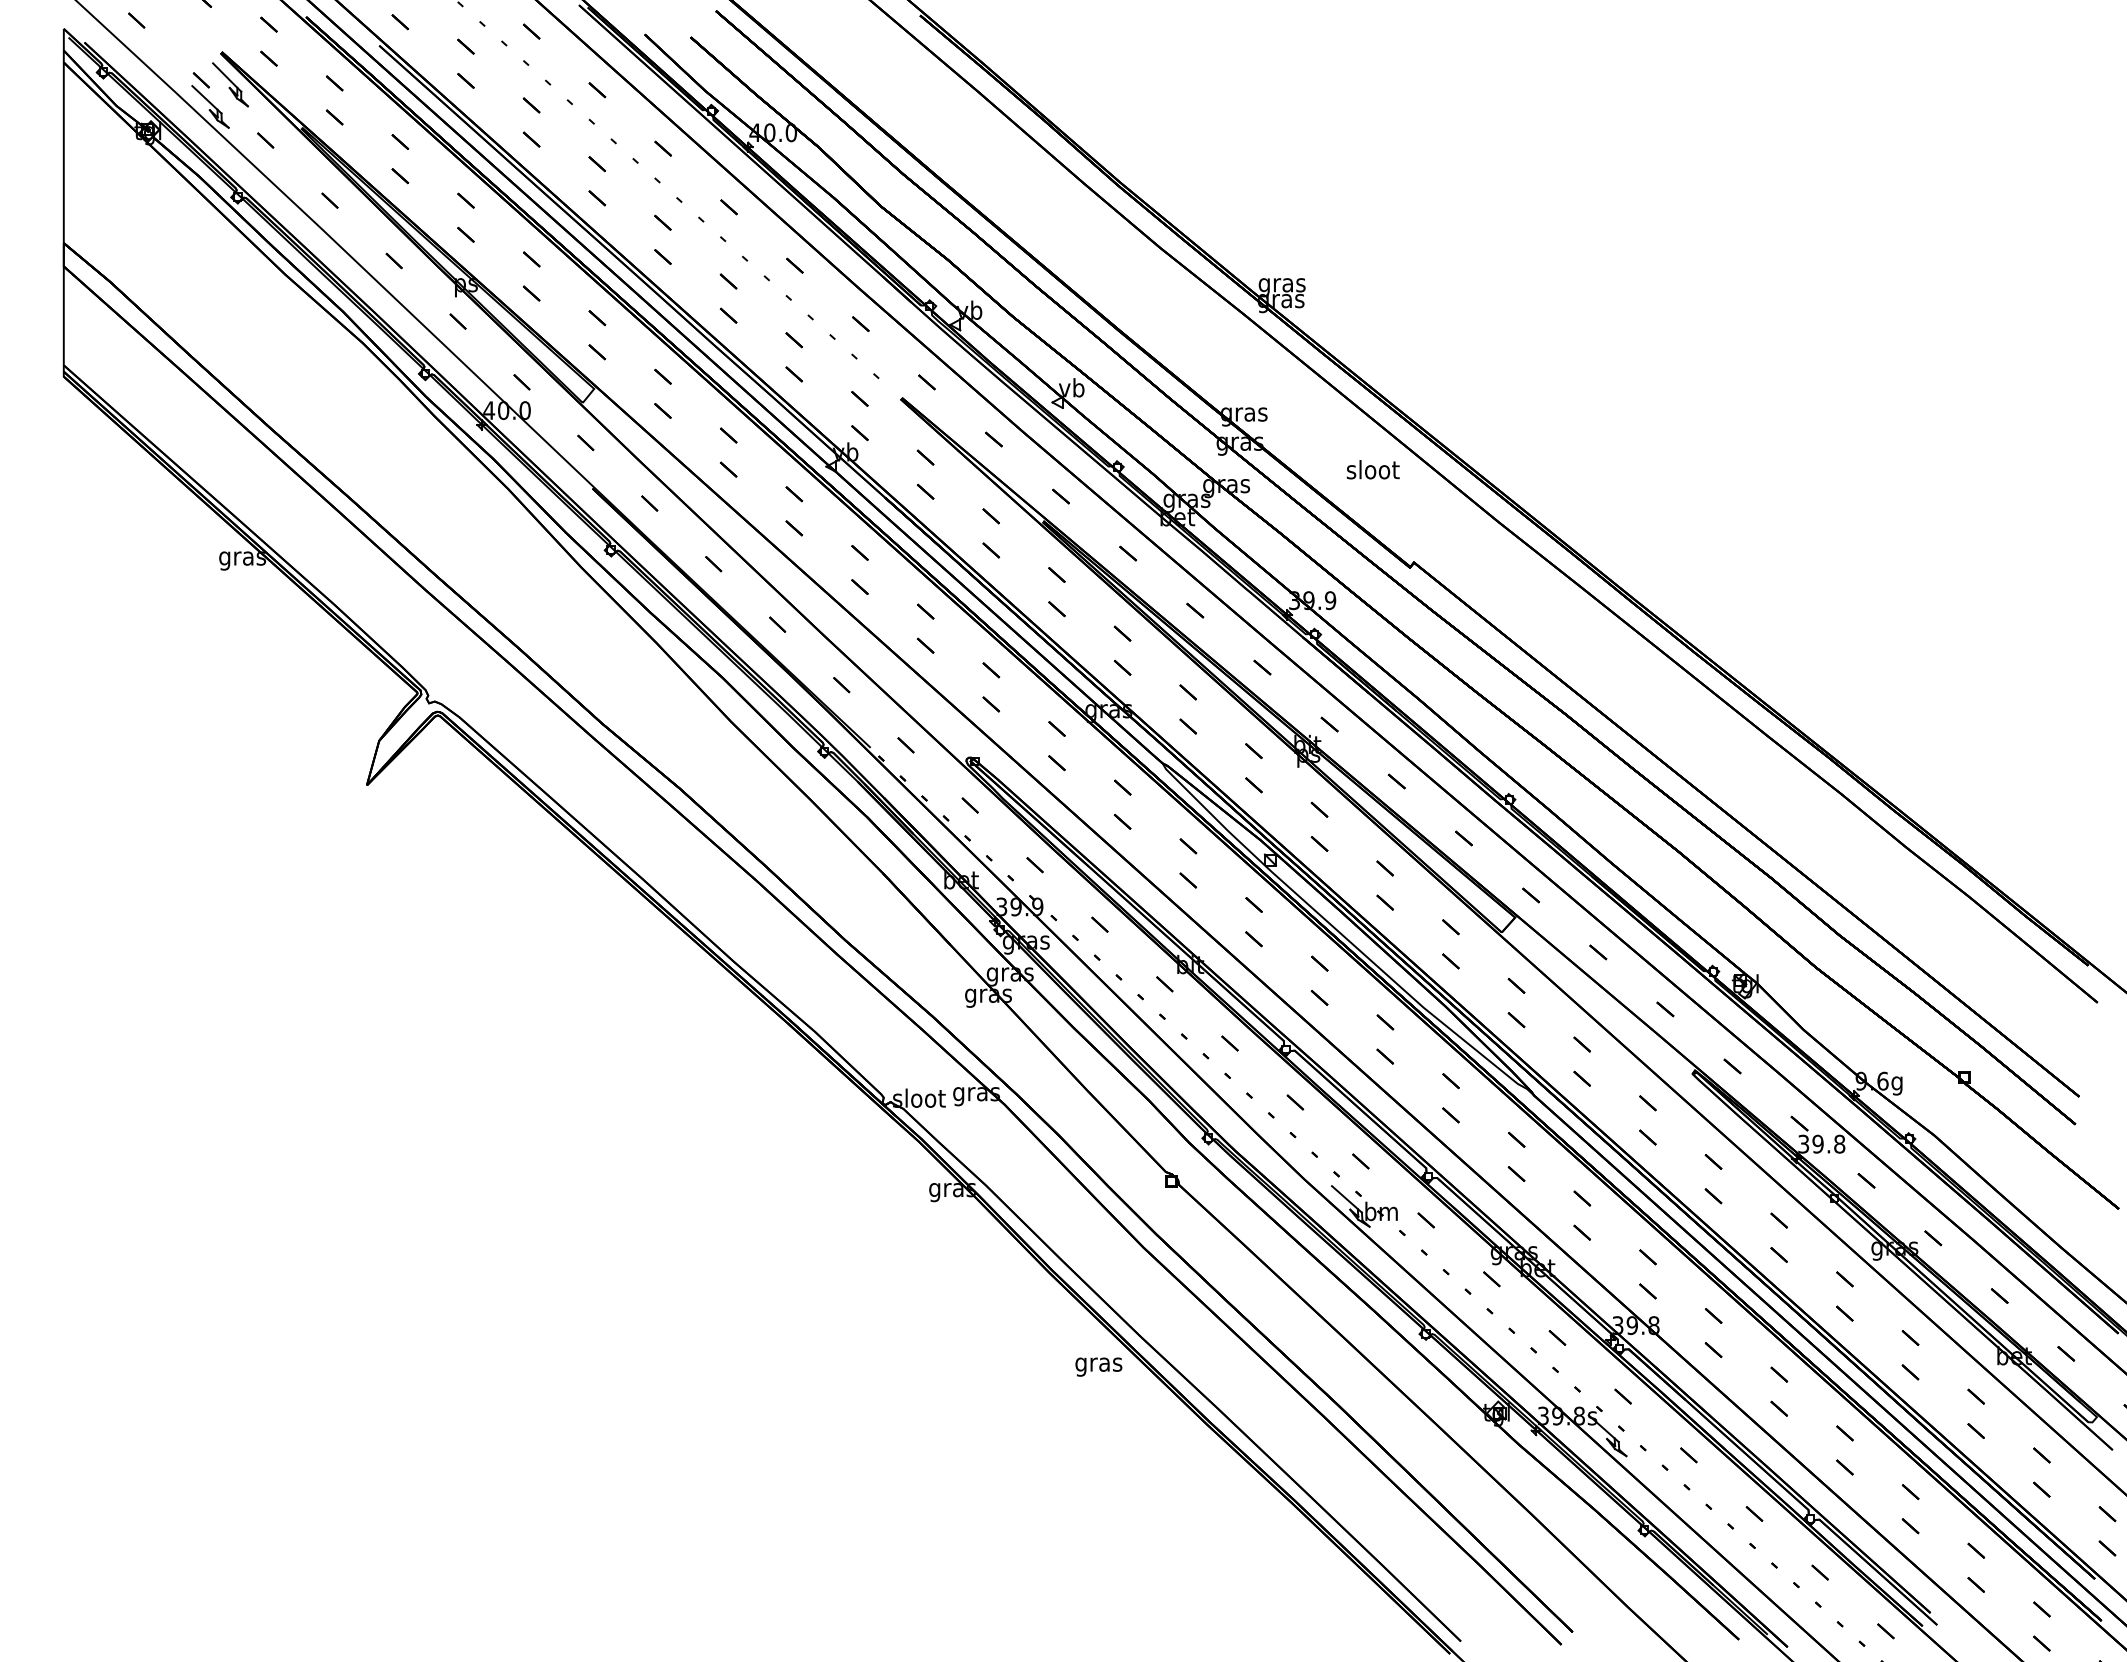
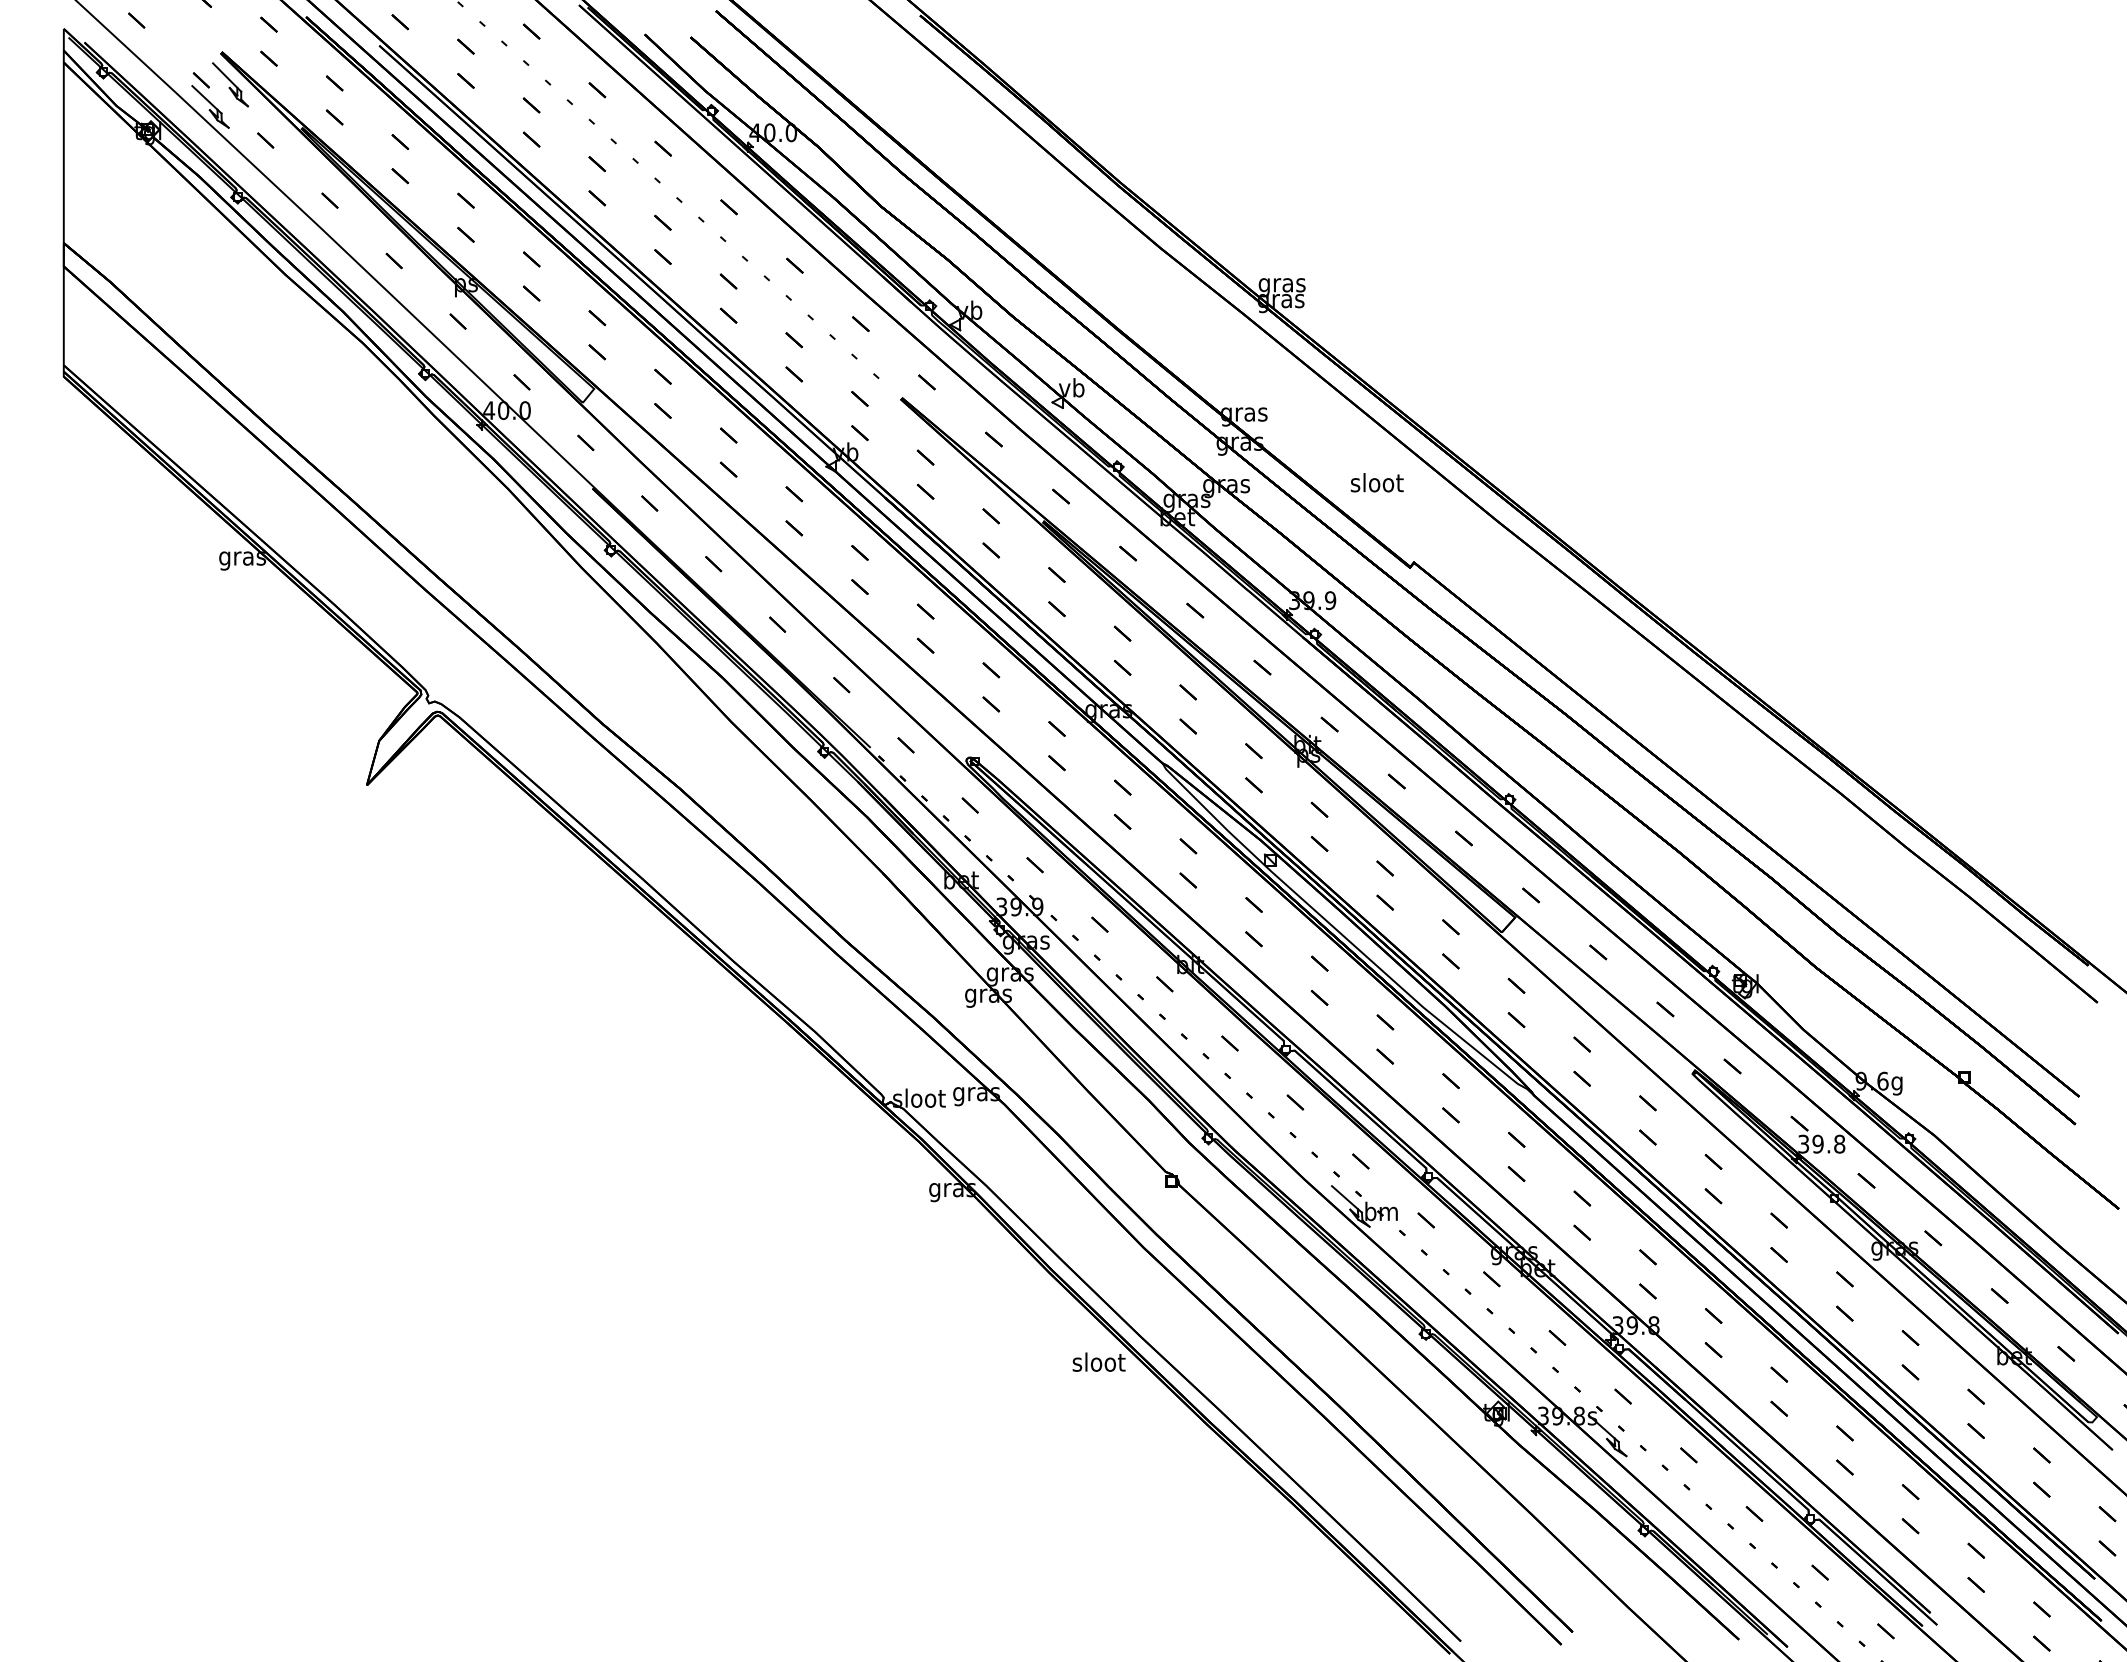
text position: (1372, 469) -> (1376, 482) (1376, 482)
text: gras -> sloot (1098, 1364)
